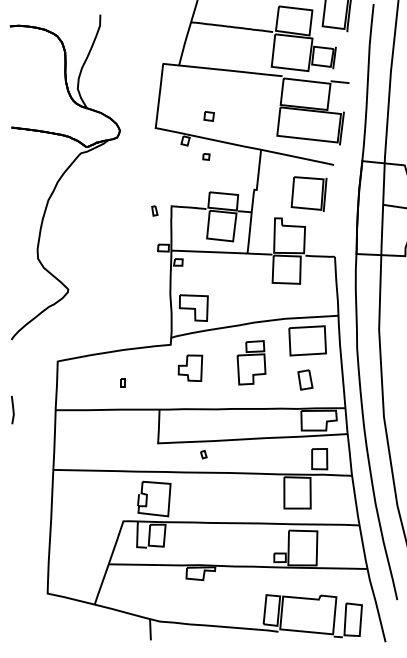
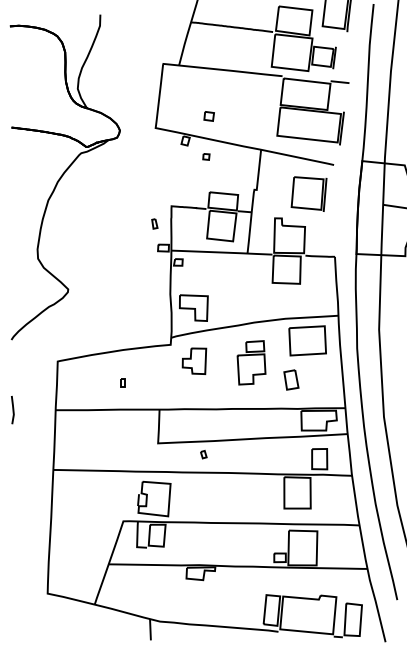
part position: (154, 210) -> (154, 223) (154, 223)
part position: (190, 367) -> (194, 360) (194, 360)
part position: (305, 379) -> (291, 379) (291, 379)
